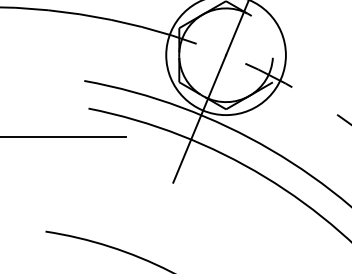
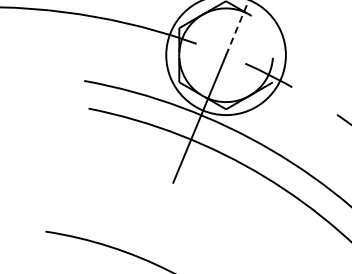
line: solid -> dashed (237, 27)
line: present -> none (63, 136)
